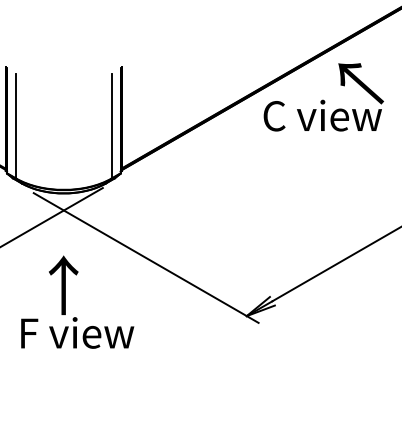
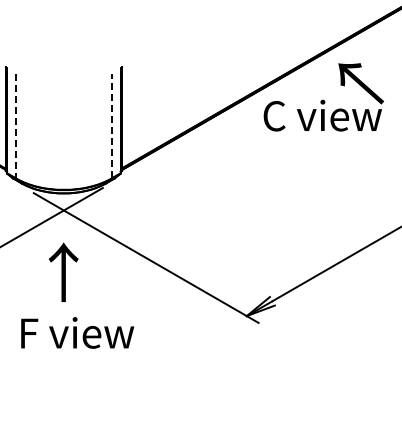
line: solid -> dashed (111, 125)
line: solid -> dashed (16, 126)
text position: (63, 284) -> (63, 271) (63, 271)
